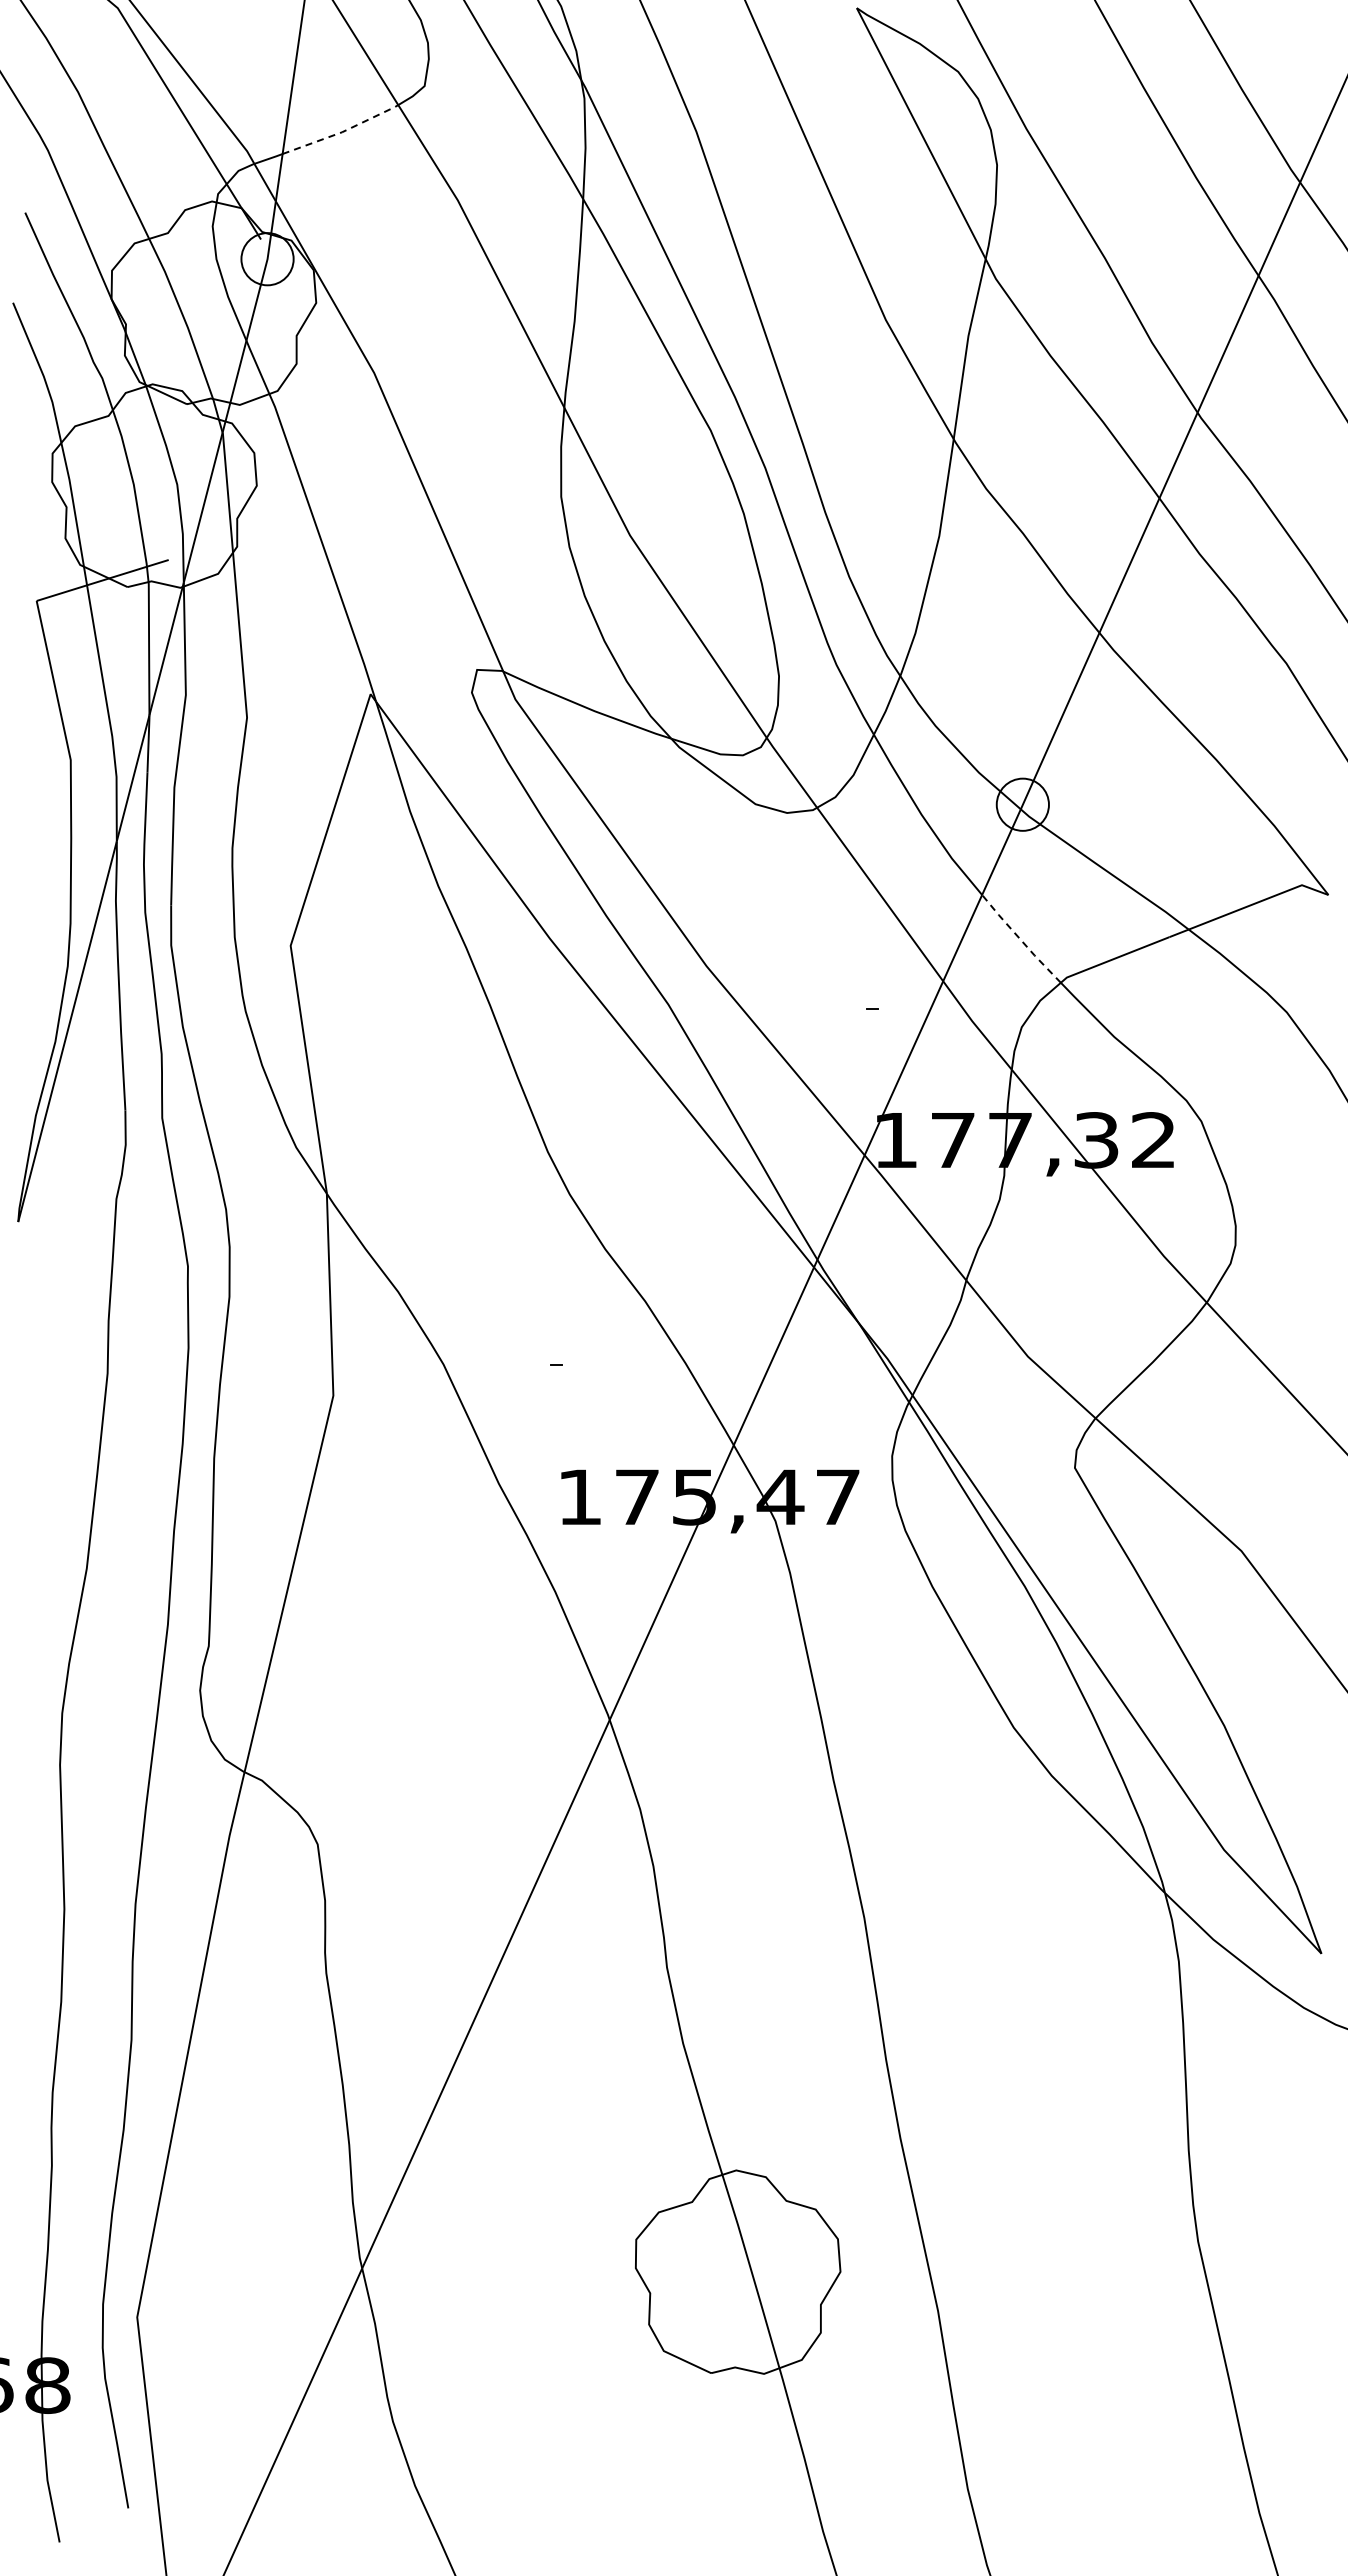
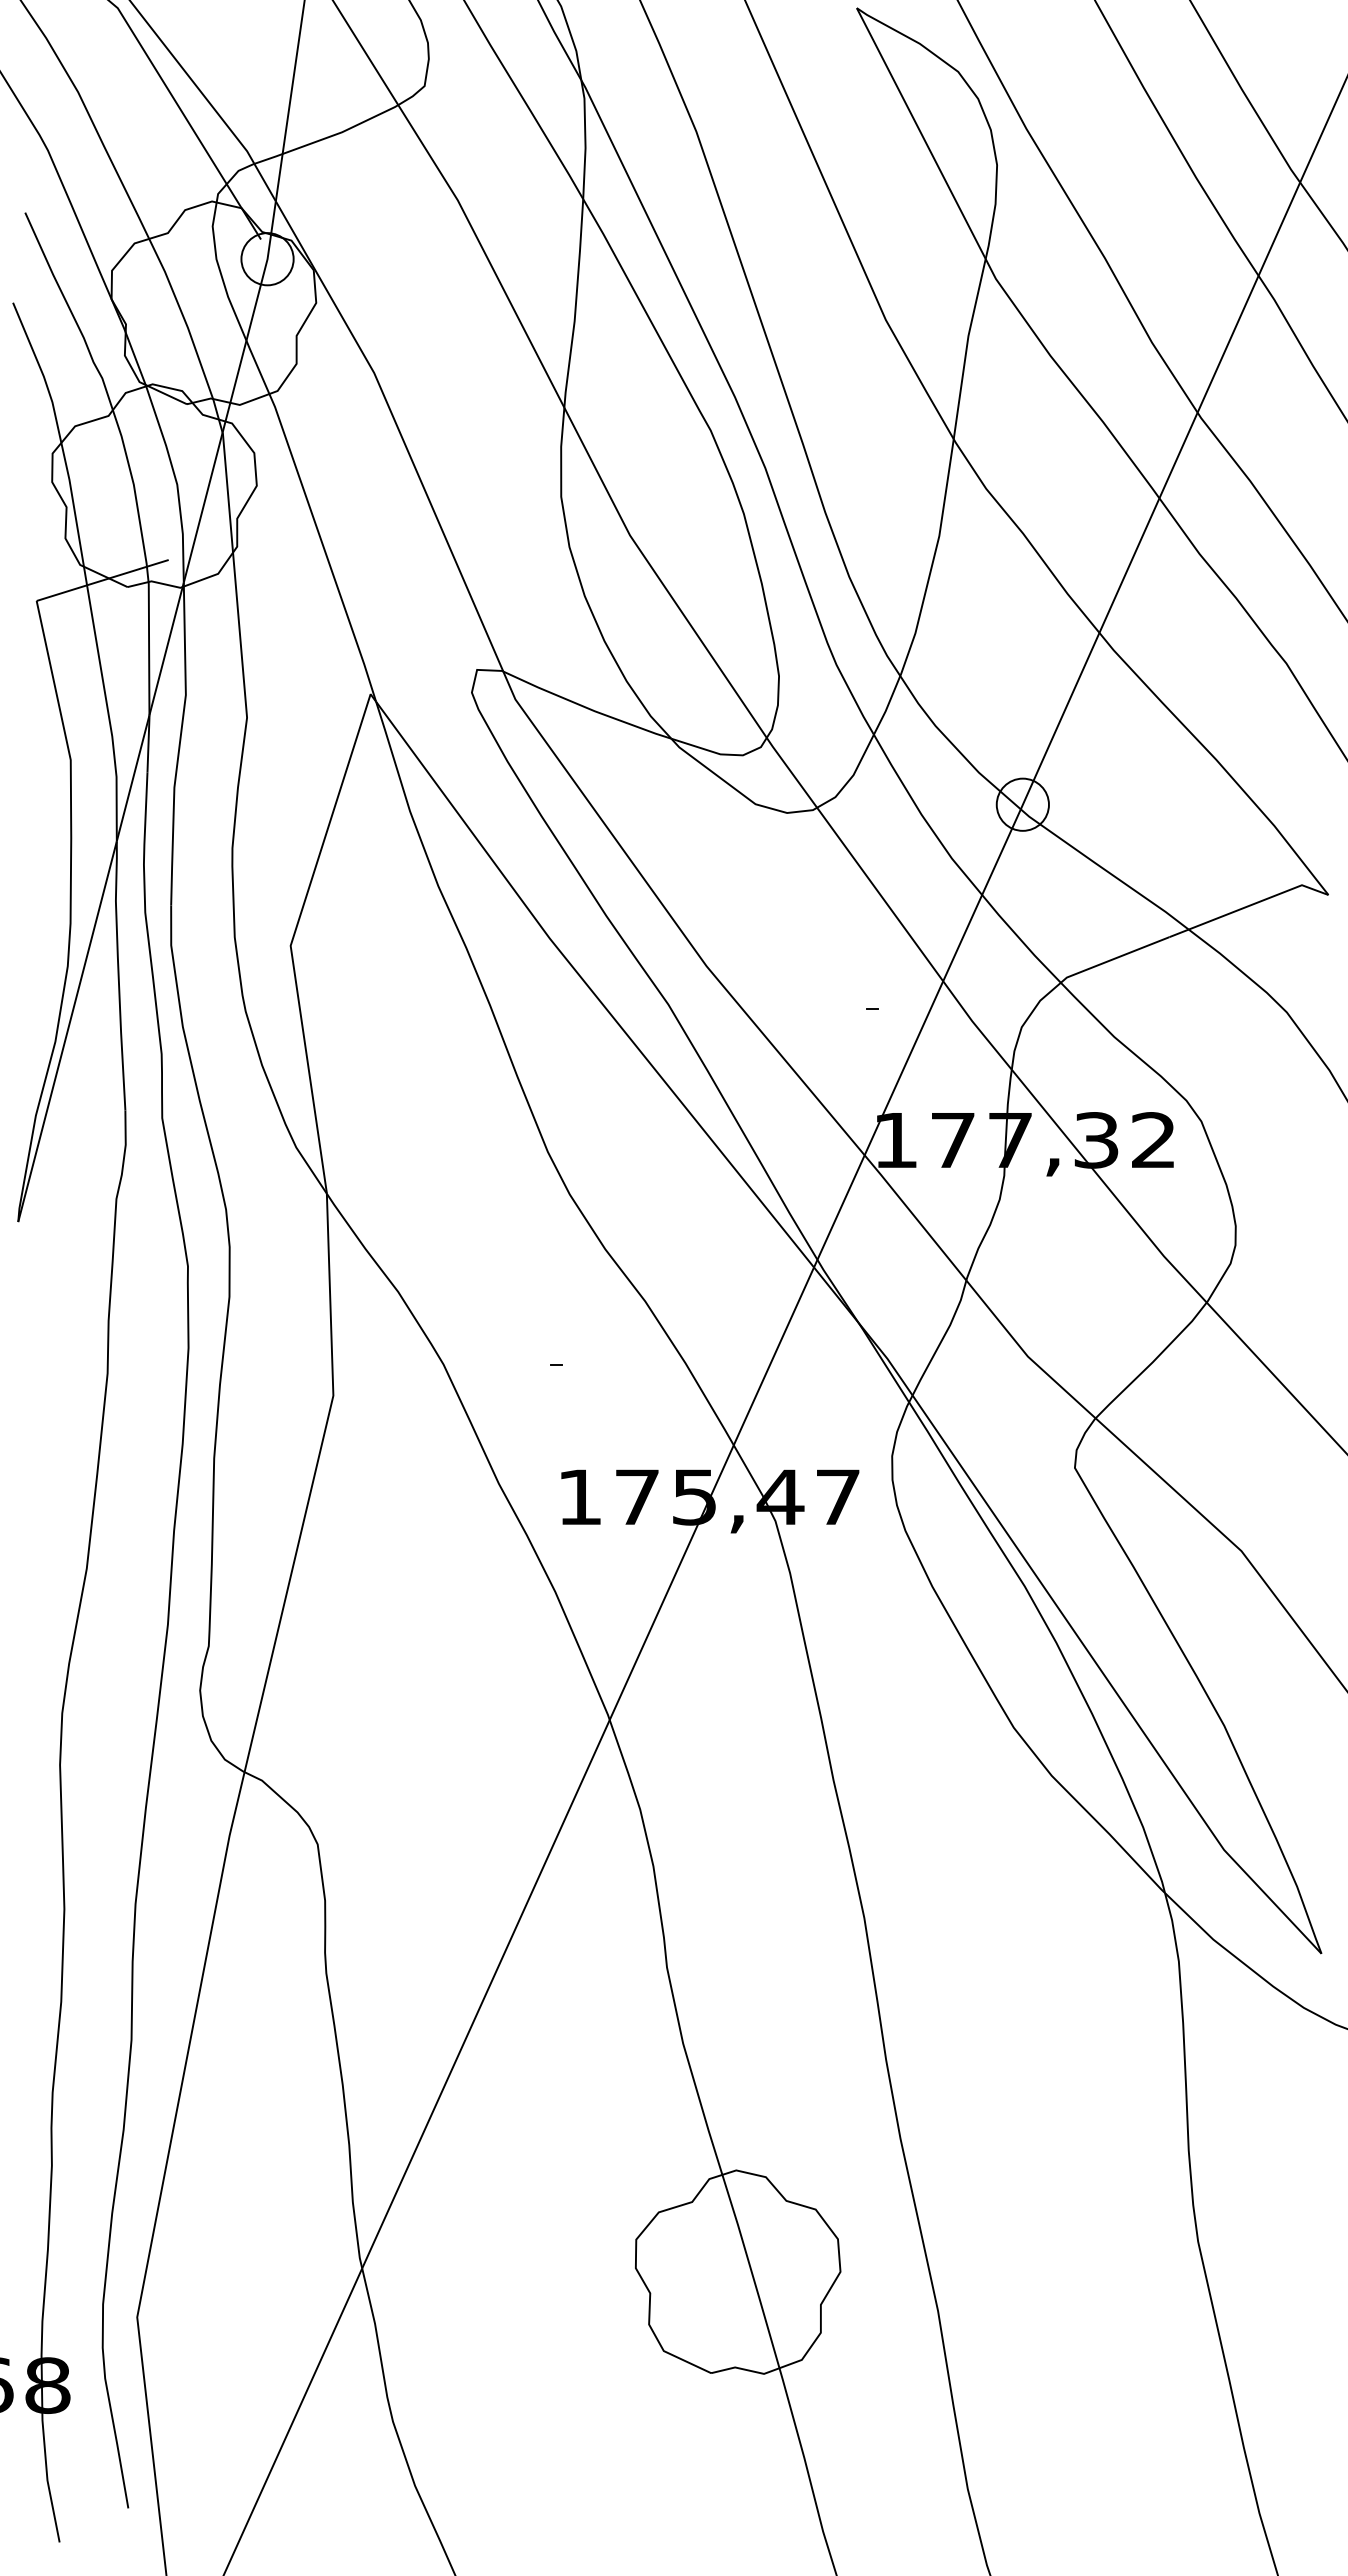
line: dashed -> solid (342, 132)
line: dashed -> solid (1020, 939)
